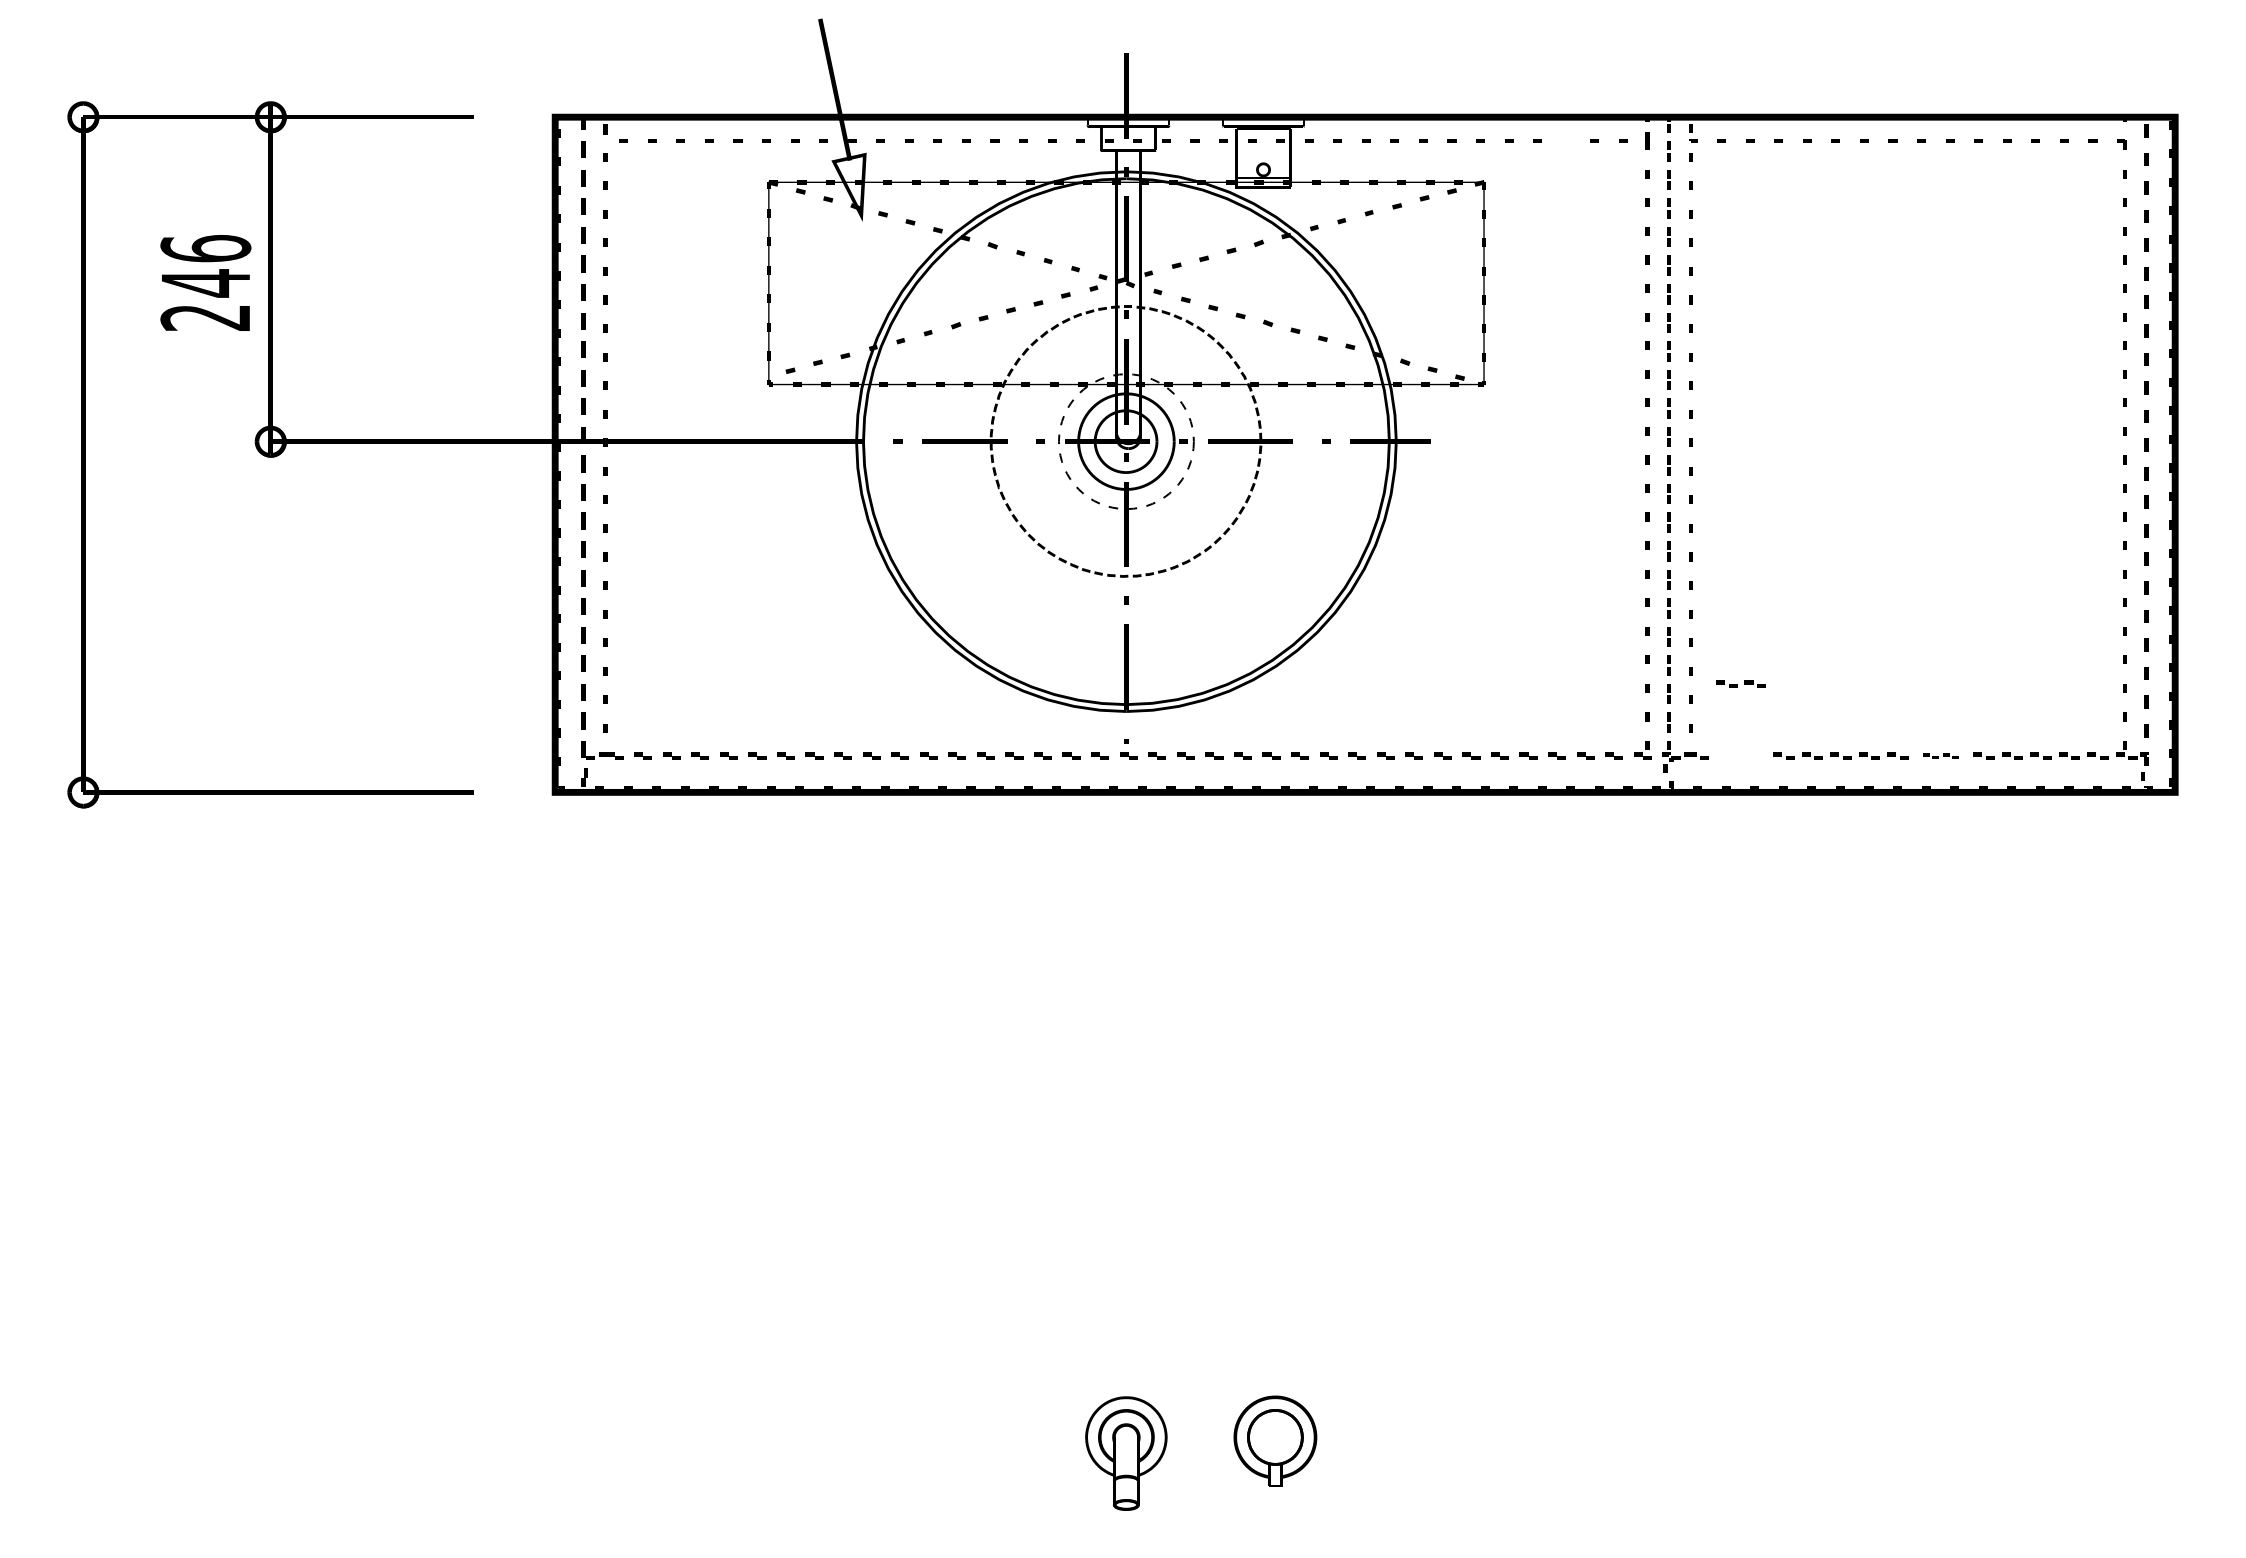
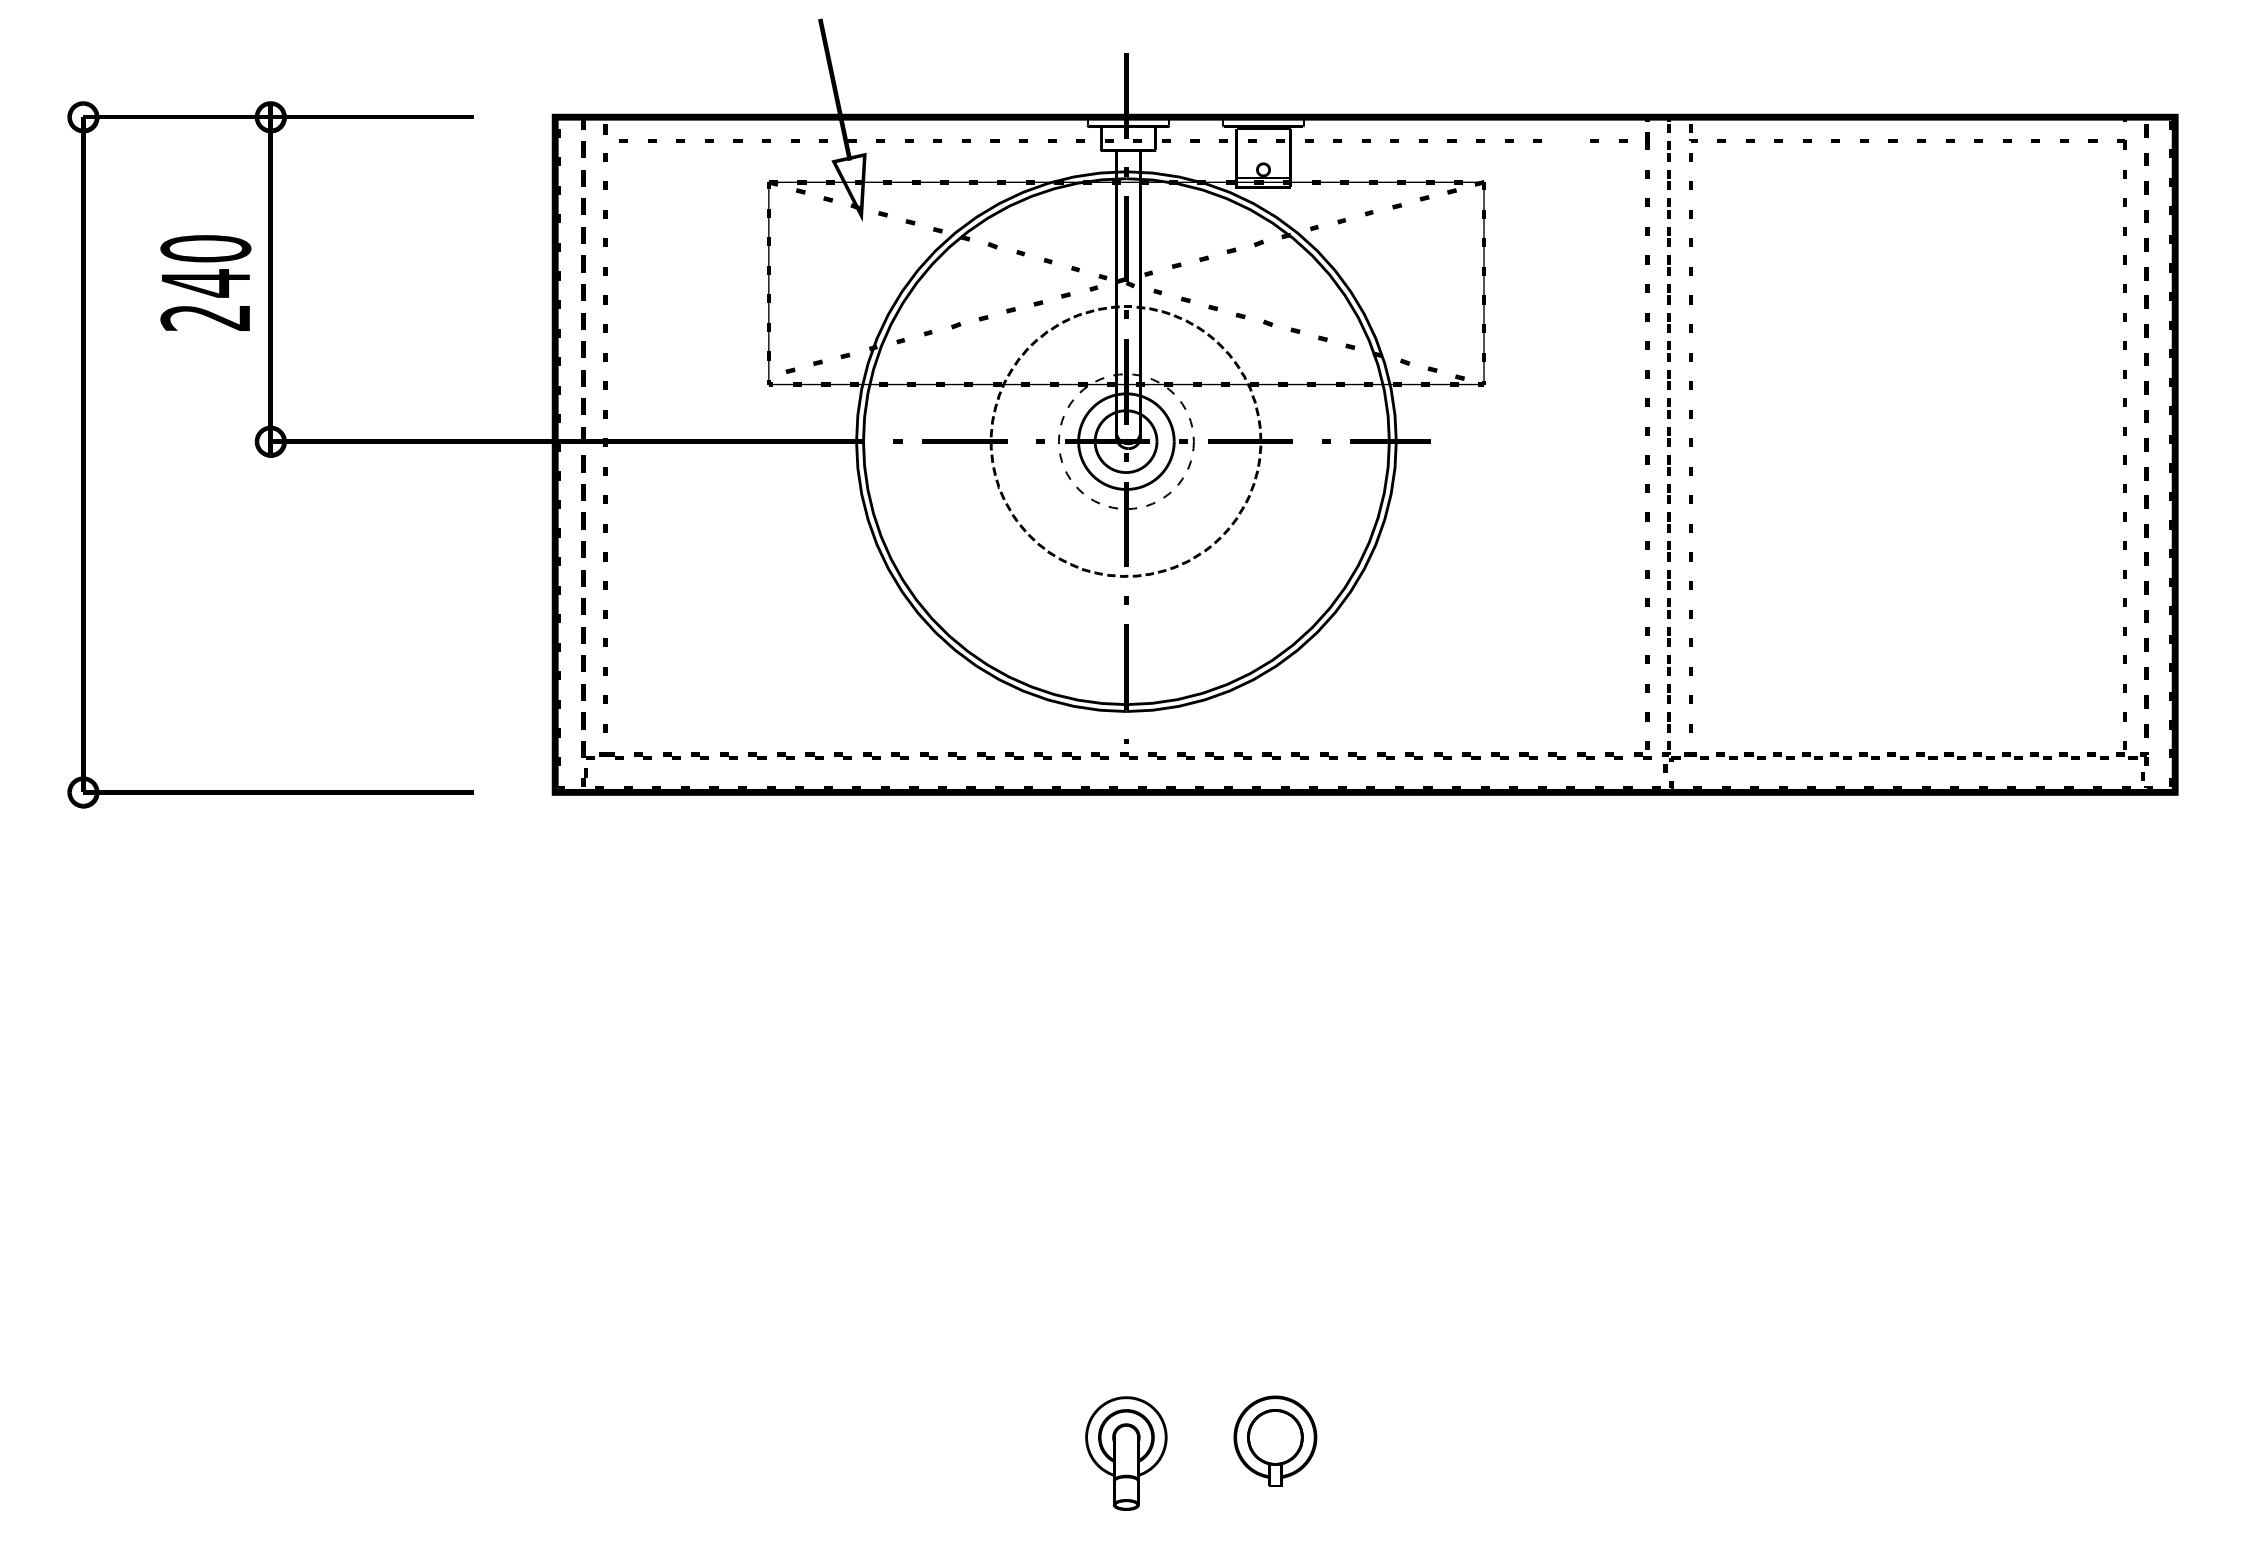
text: 246 -> 240 (205, 248)
part position: (1740, 683) -> (1740, 755) (1740, 755)
part size: 36x6 px -> 50x8 px (1940, 755)
